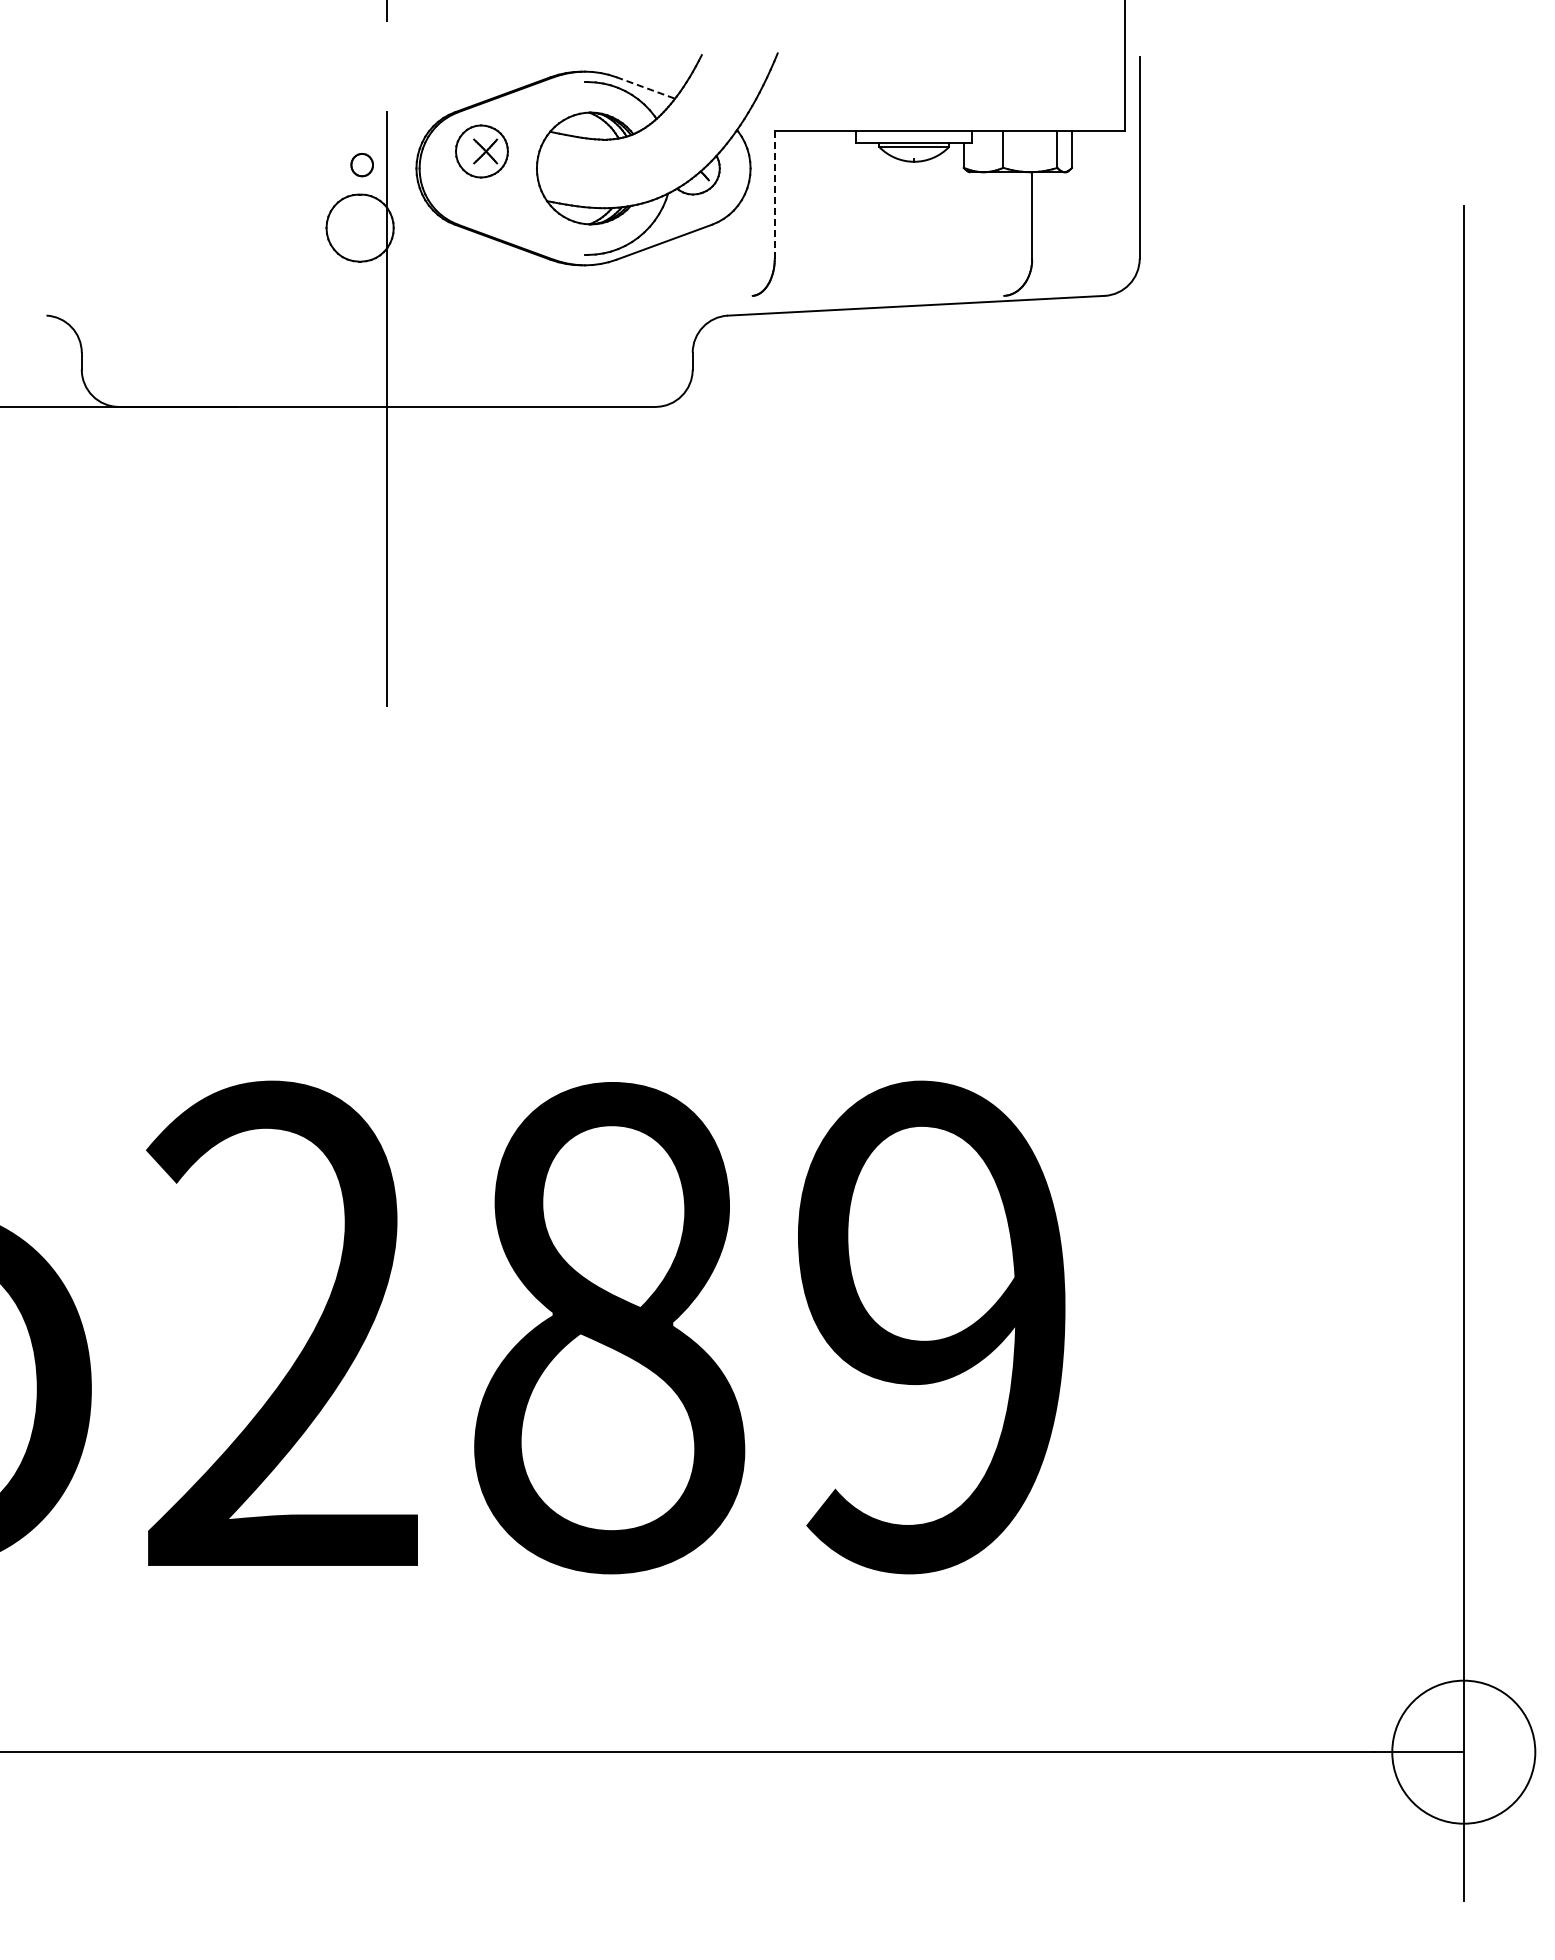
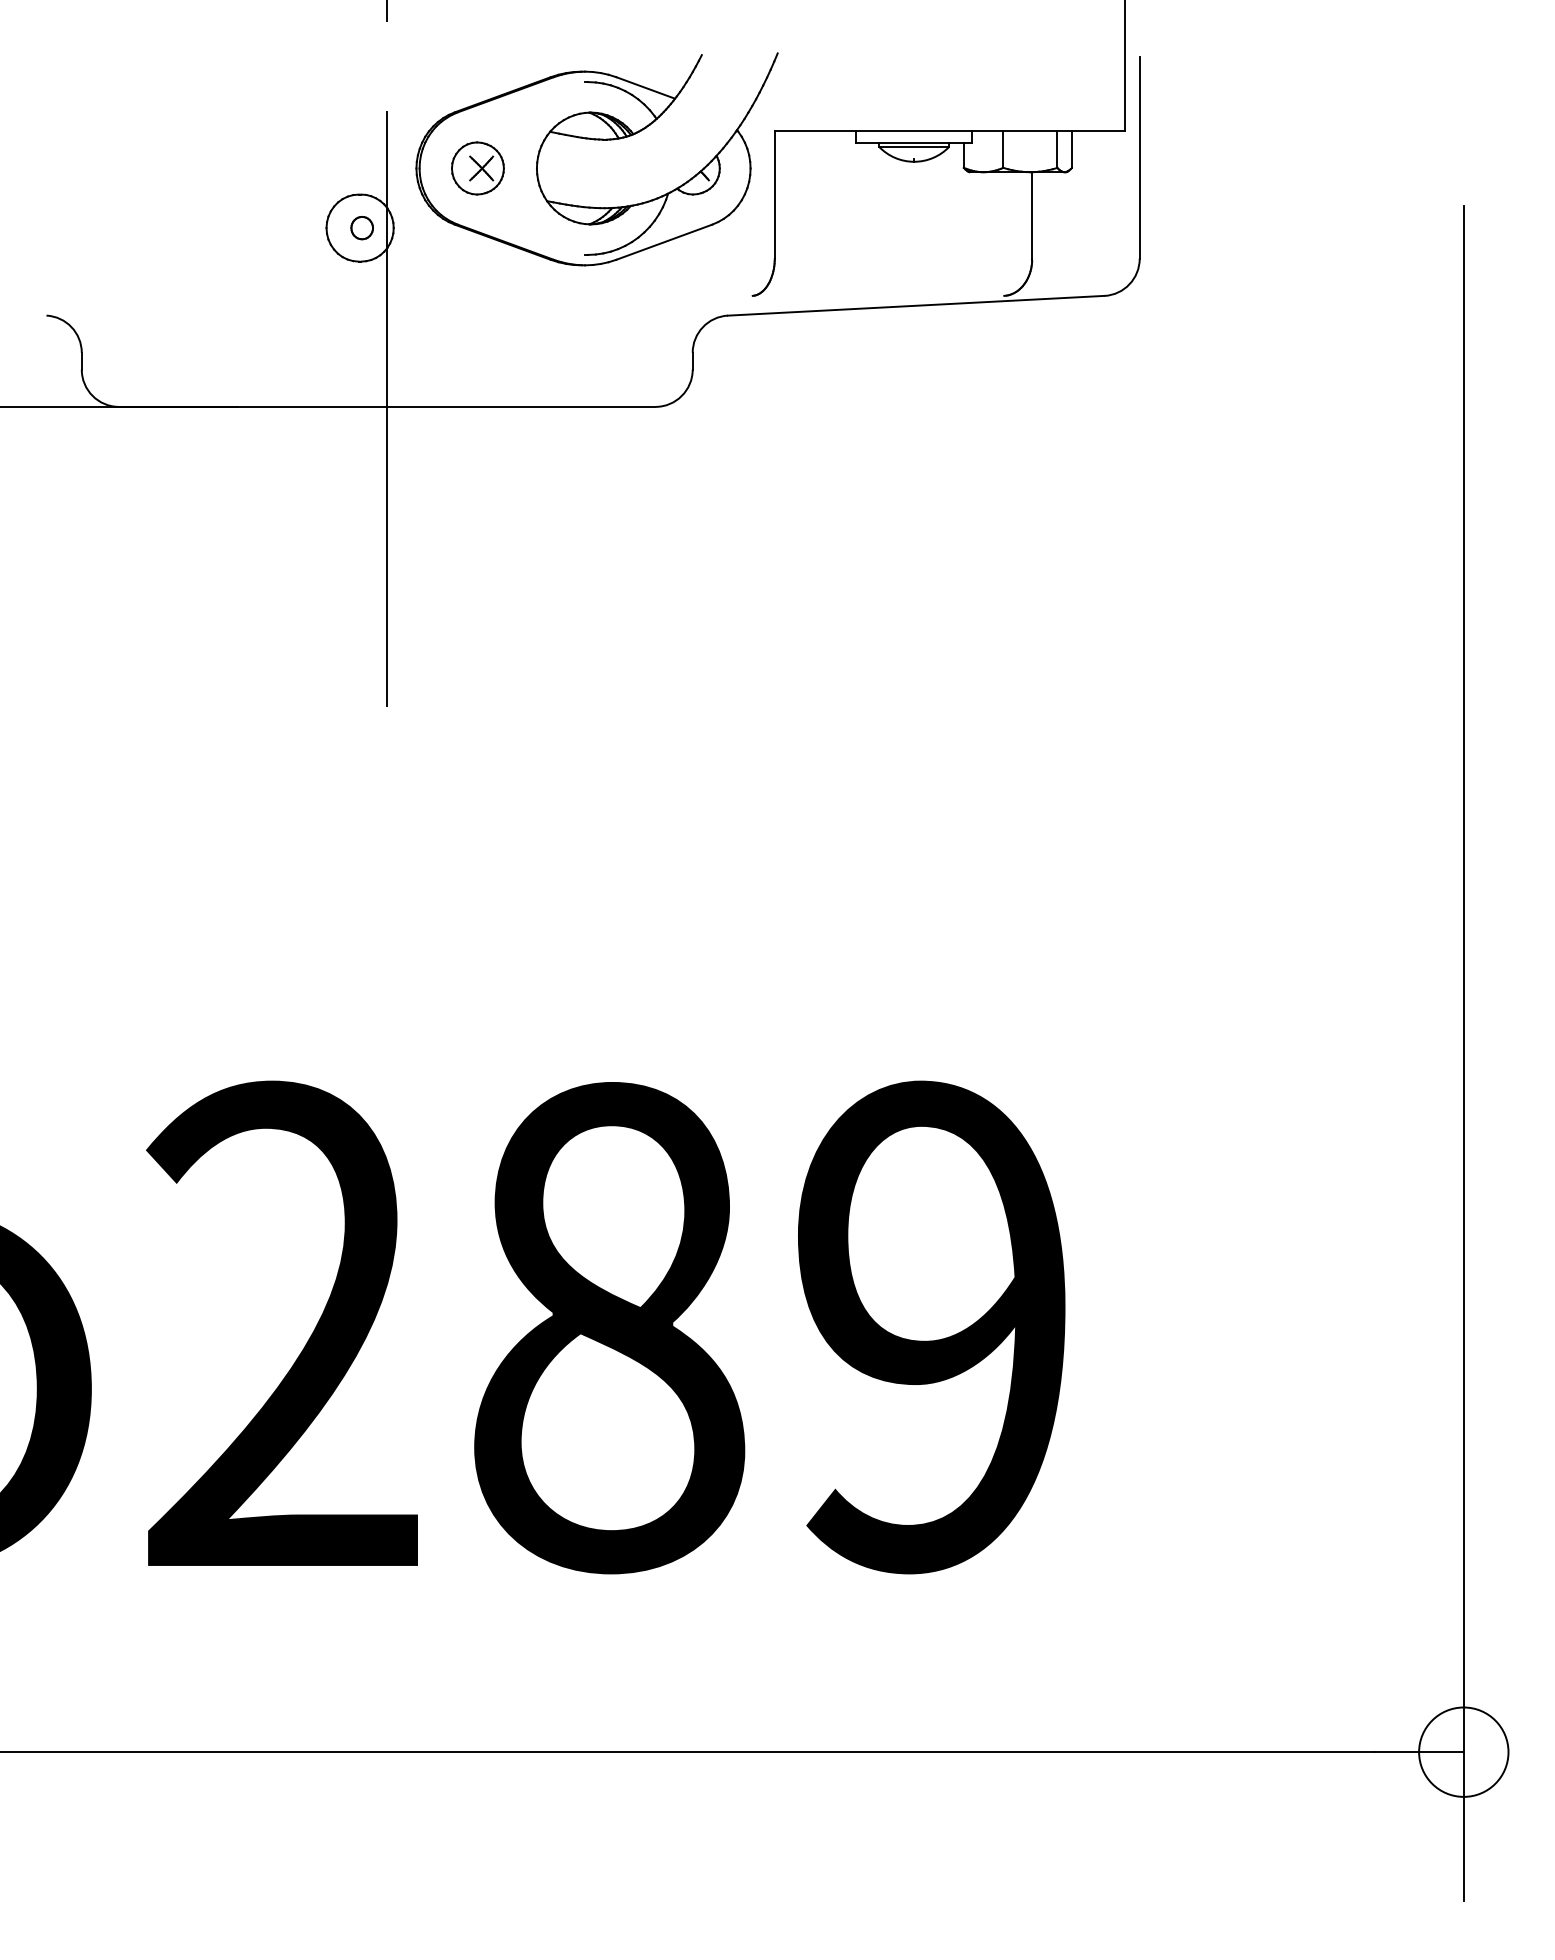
line: dashed -> solid (646, 88)
part position: (481, 151) -> (477, 168) (477, 168)
part position: (361, 165) -> (361, 228) (361, 228)
line: dashed -> solid (774, 194)
circle diameter: 143 px -> 89 px (1463, 1751)
